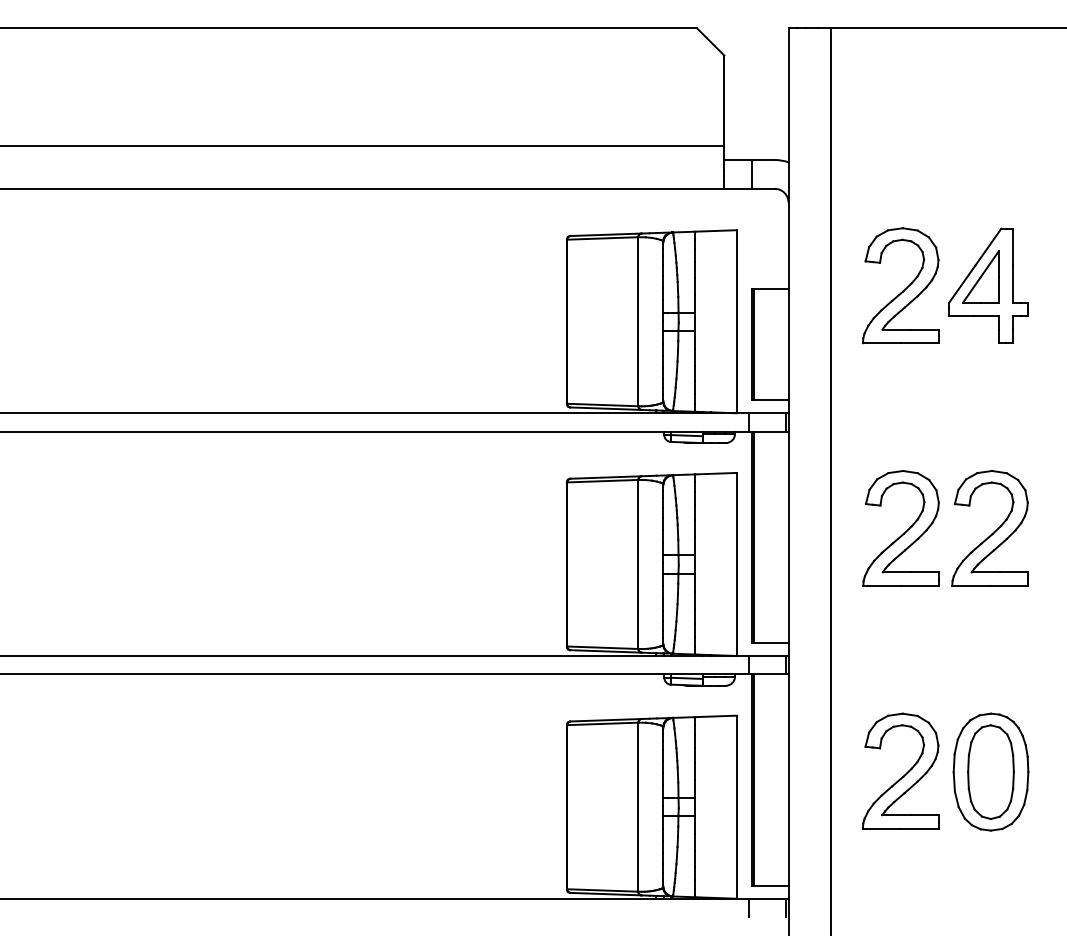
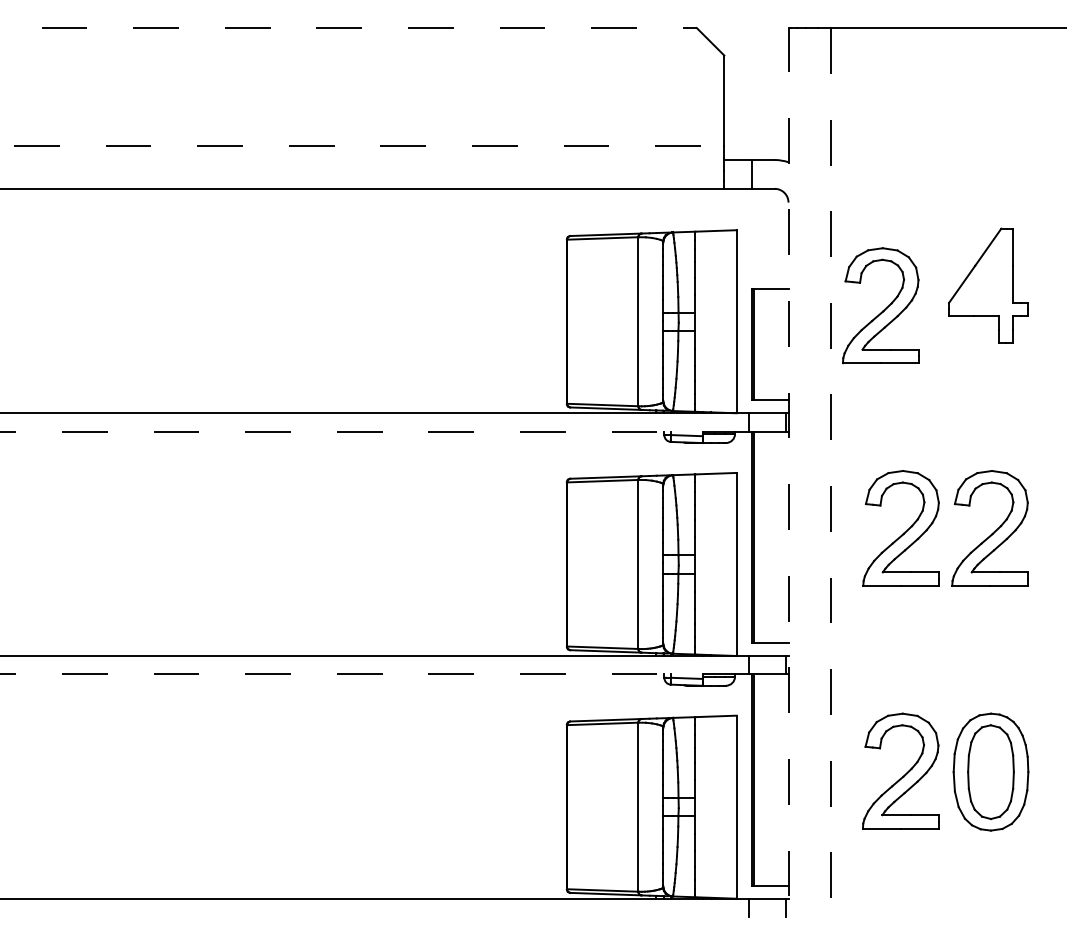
line: solid -> dashed (349, 28)
line: solid -> dashed (362, 146)
part: present -> none (980, 276)
part position: (900, 285) -> (880, 305) (880, 305)
line: solid -> dashed (374, 431)
line: solid -> dashed (788, 482)
line: solid -> dashed (831, 482)
line: solid -> dashed (374, 674)
